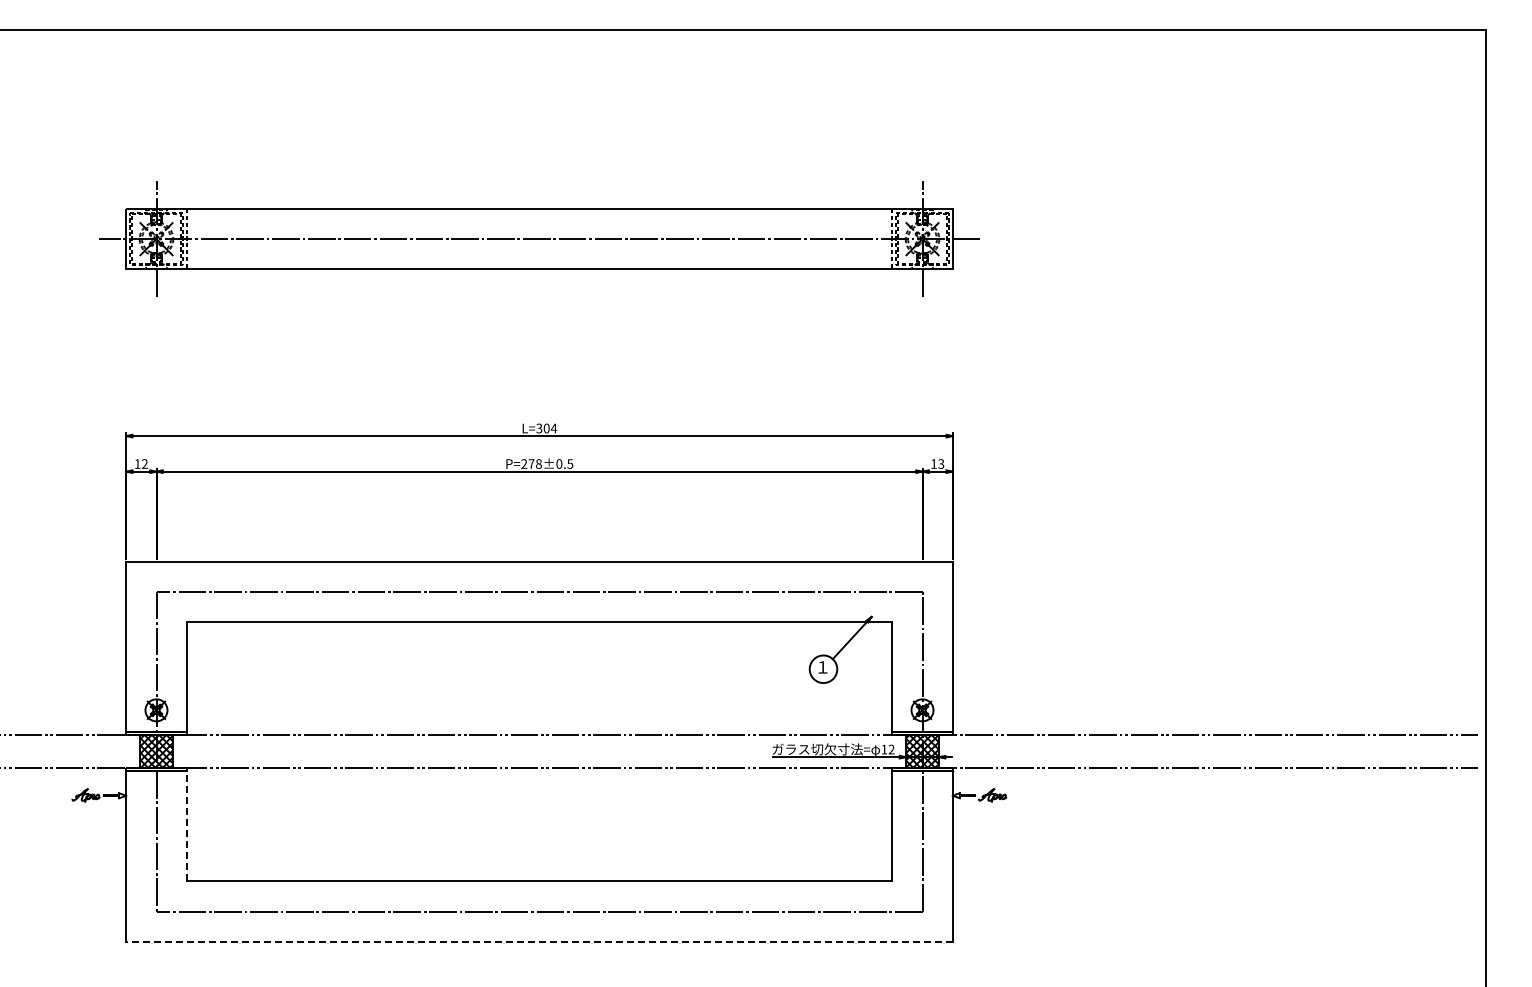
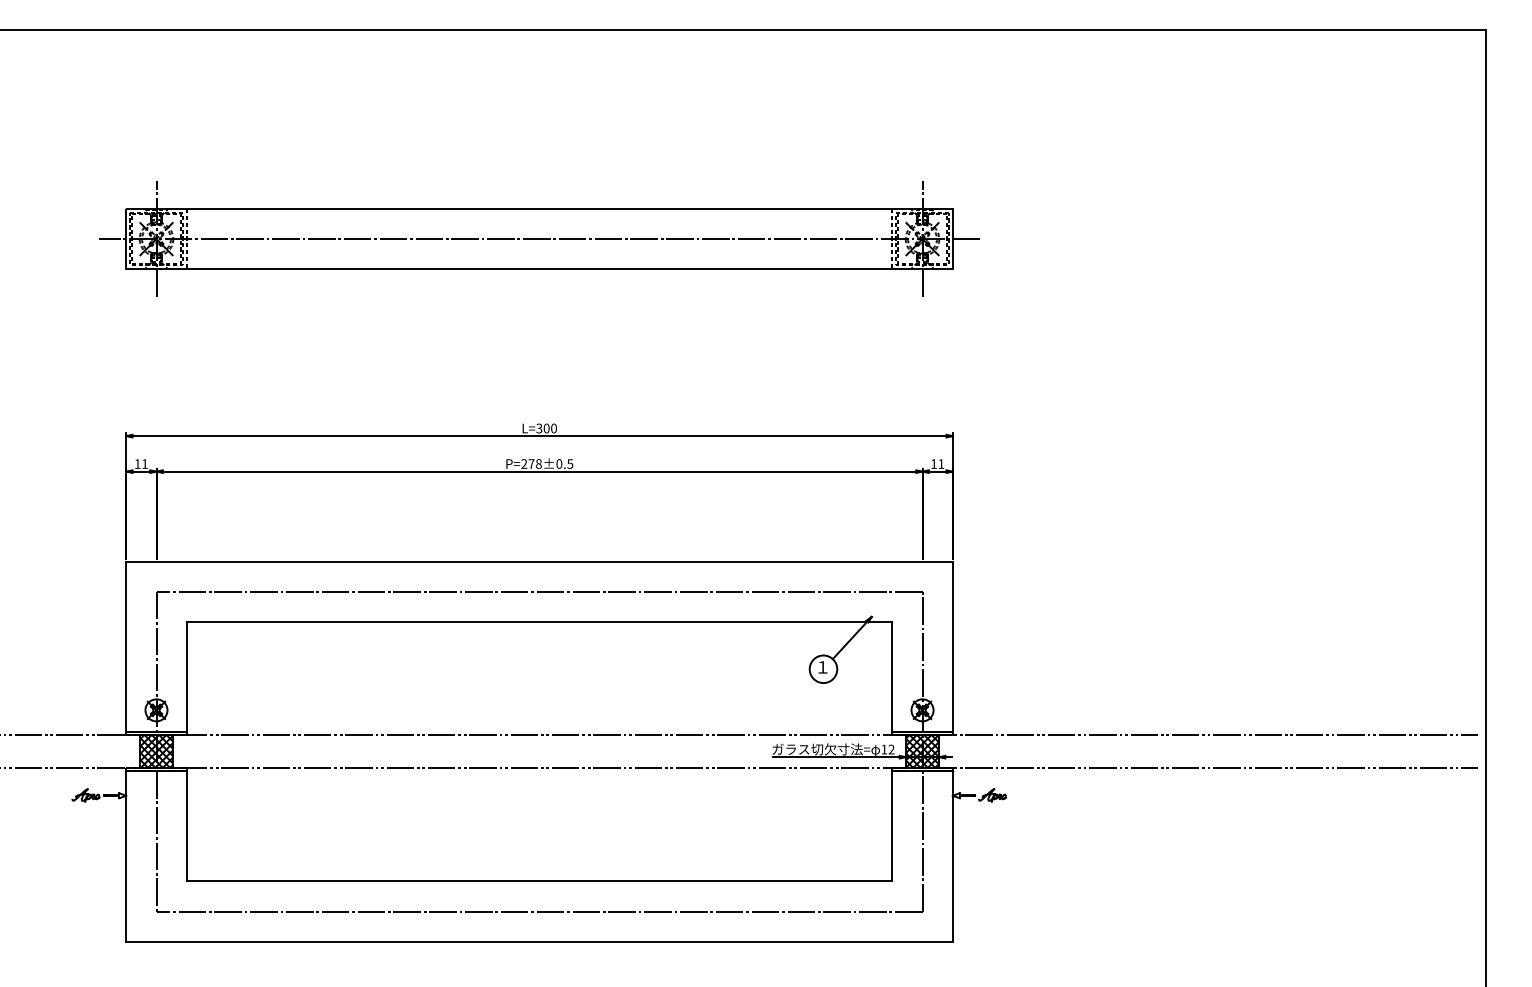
text: L=304 -> L=300 (553, 428)
text: 12 -> 11 (144, 463)
text: 13 -> 11 (941, 463)
line: dashed -> solid (186, 825)
line: dashed -> solid (539, 941)
